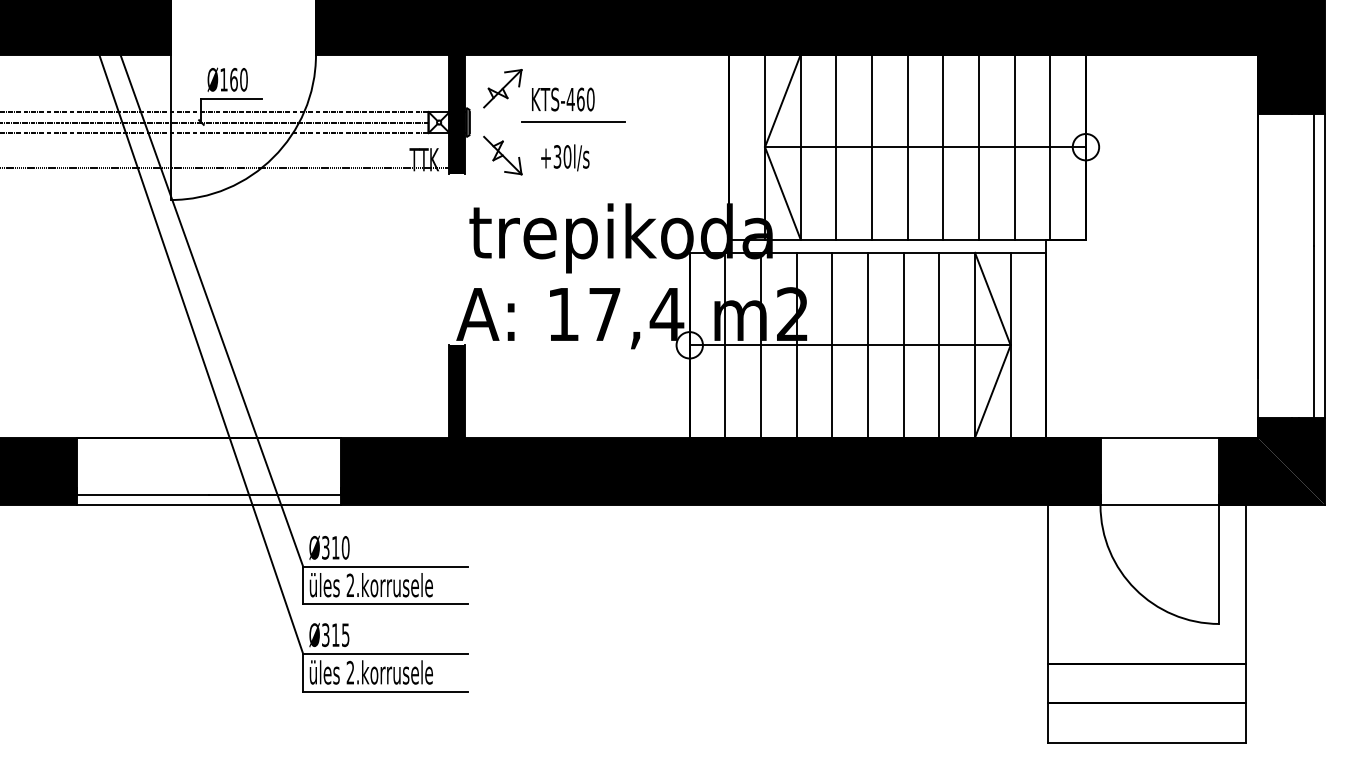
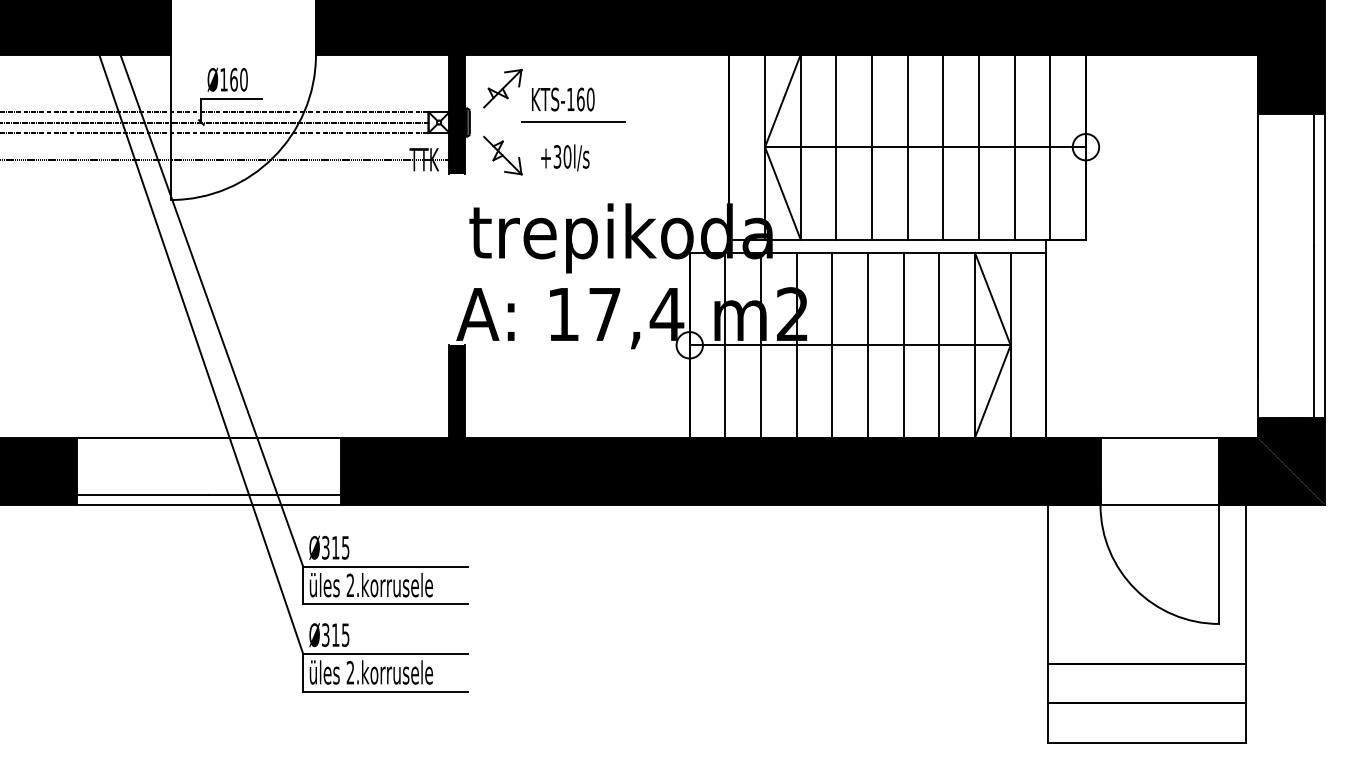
text: KTS-460 -> KTS-160 (570, 99)
line position: (225, 168) -> (225, 160) (225, 160)
text: Ø310 -> Ø315 (345, 547)
